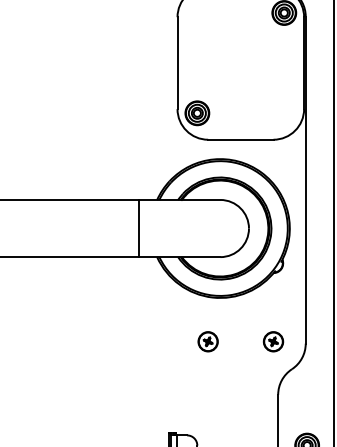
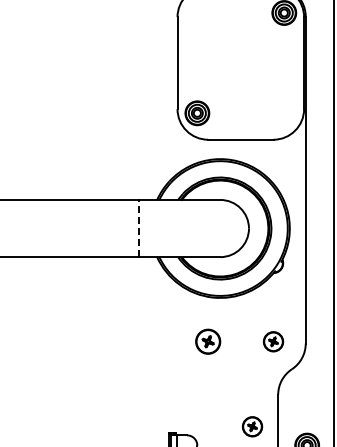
line: solid -> dashed (138, 228)
part size: 22x22 px -> 27x27 px (208, 341)
part: none -> present (252, 426)
